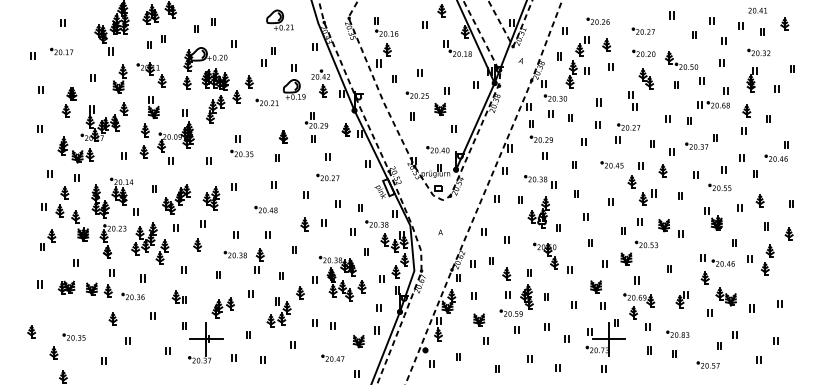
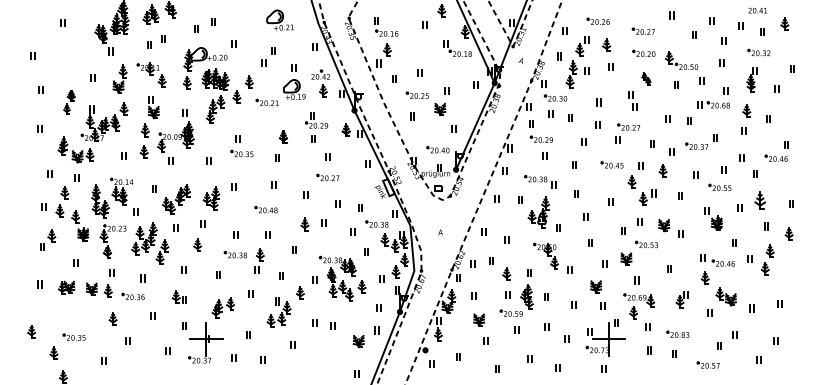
part: present -> none (61, 51)
part size: 17x22 px -> 11x14 px (646, 78)
part size: 17x31 px -> 13x25 px (69, 102)
part size: 10x14 px -> 13x19 px (760, 200)
part: present -> none (332, 357)
